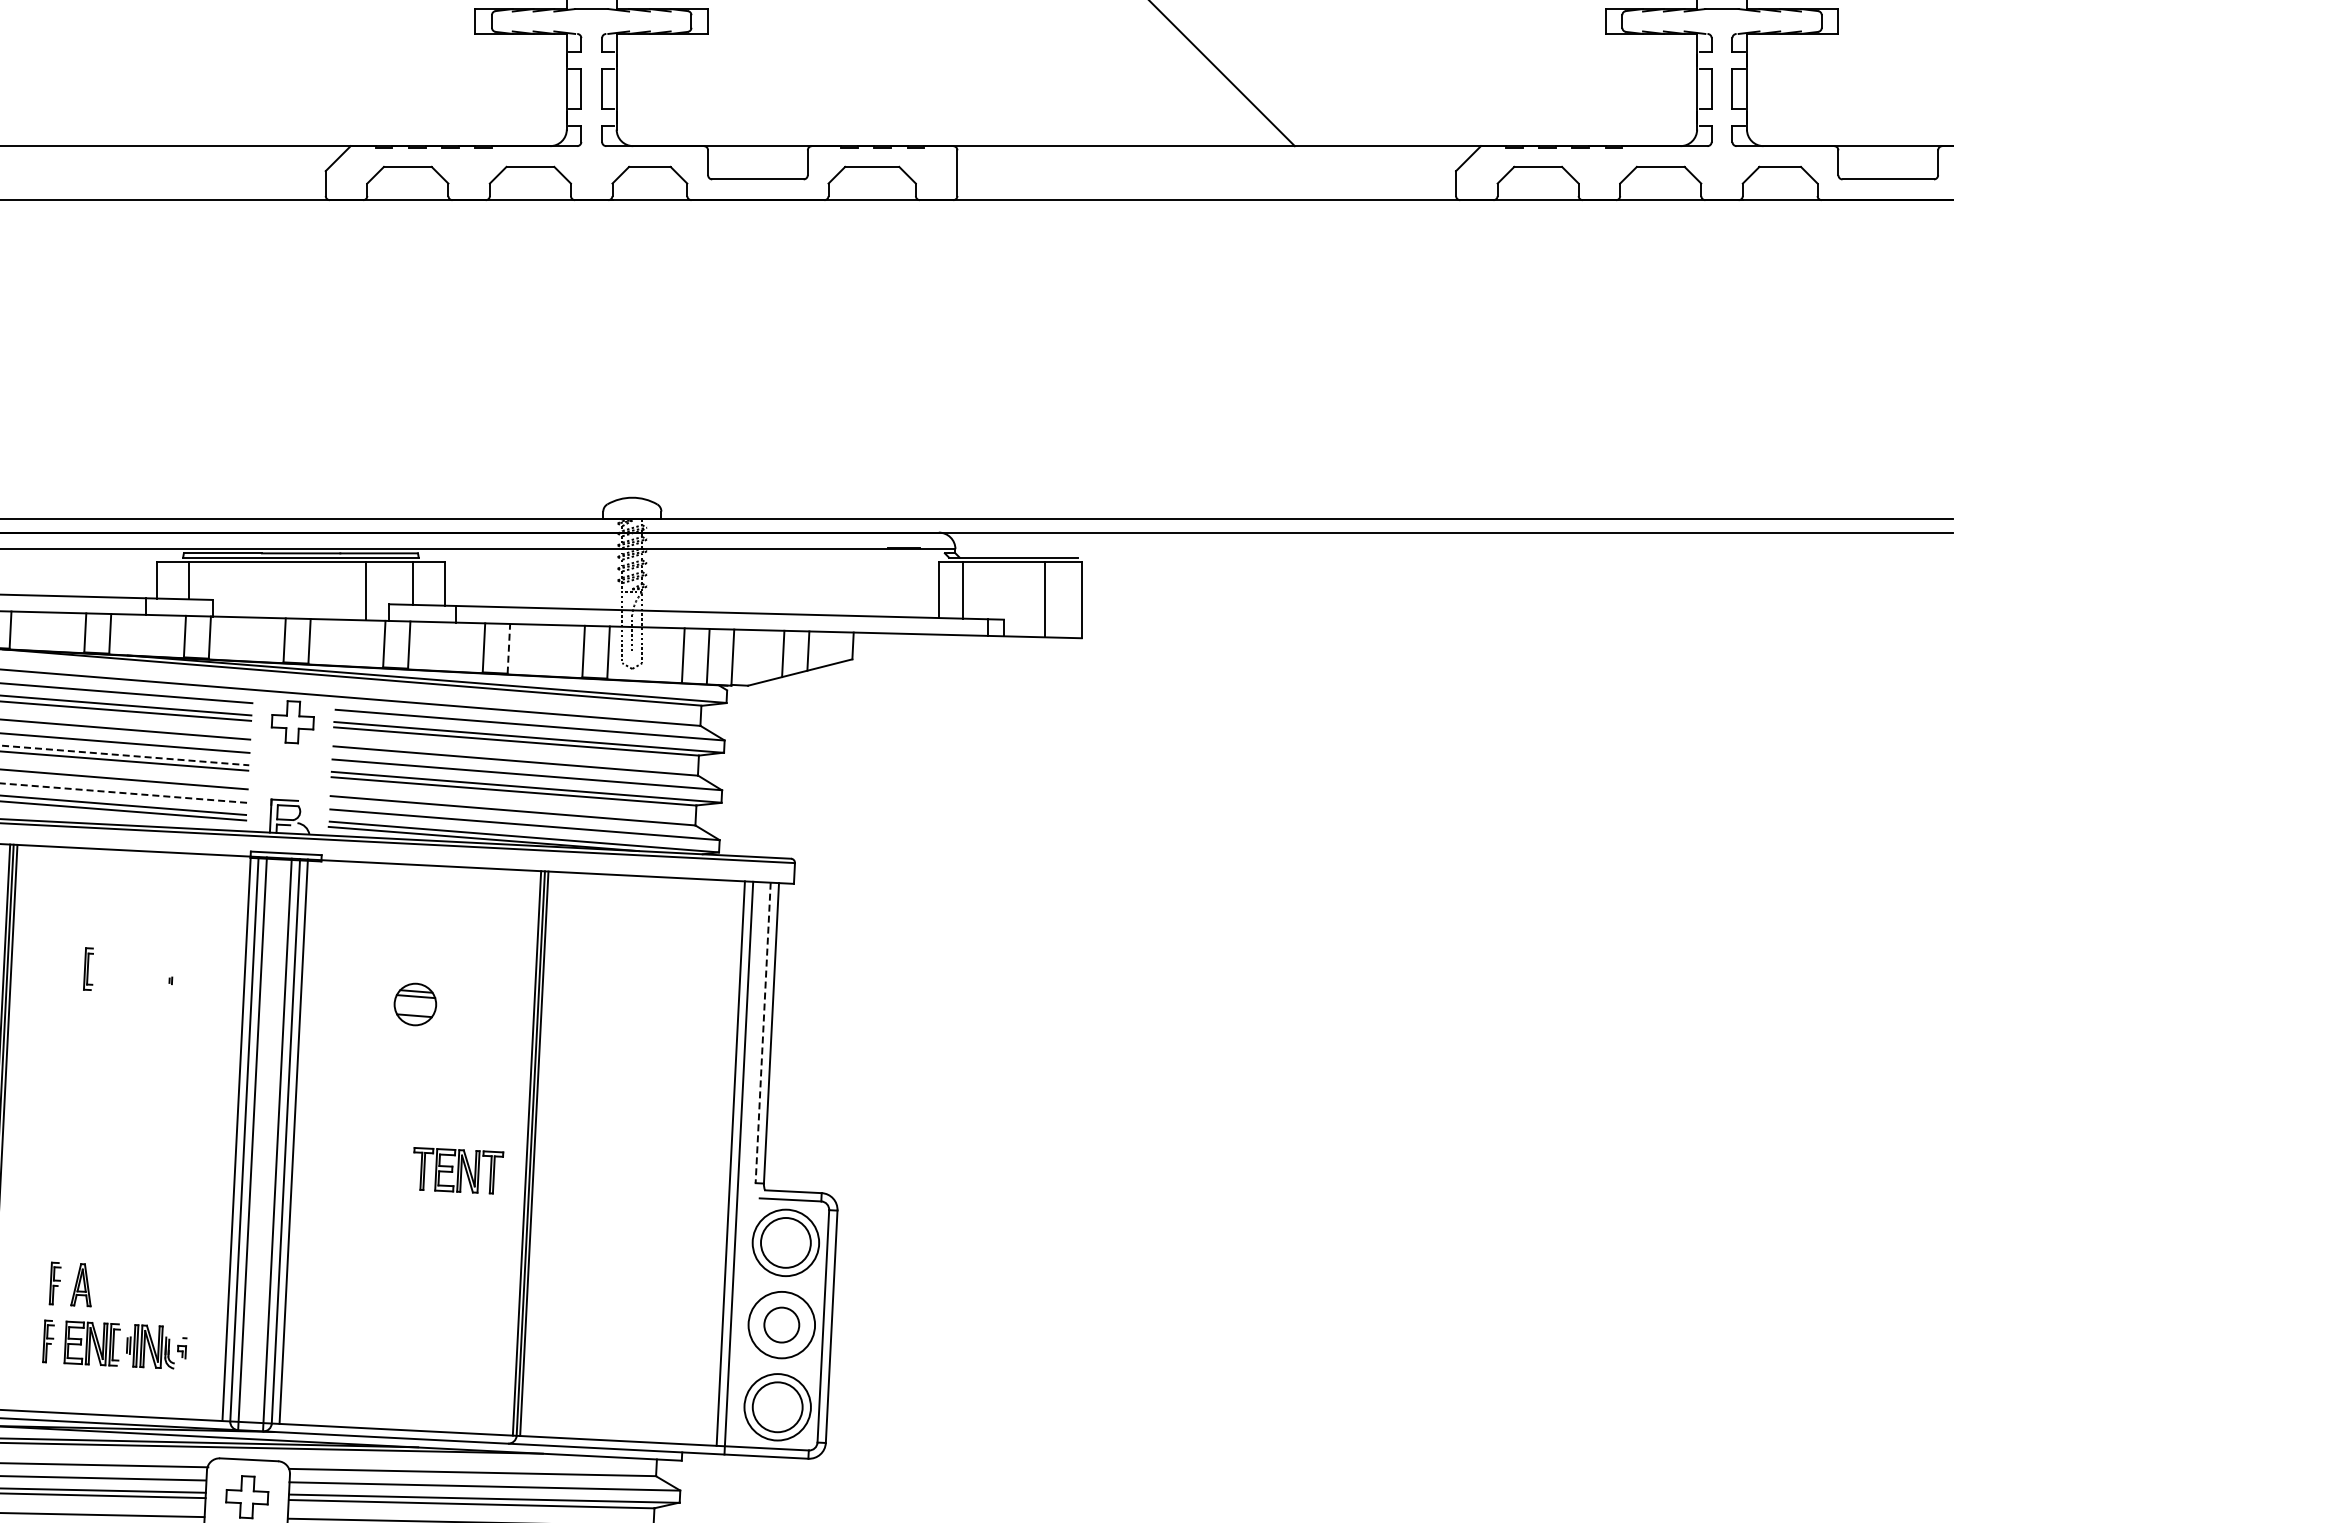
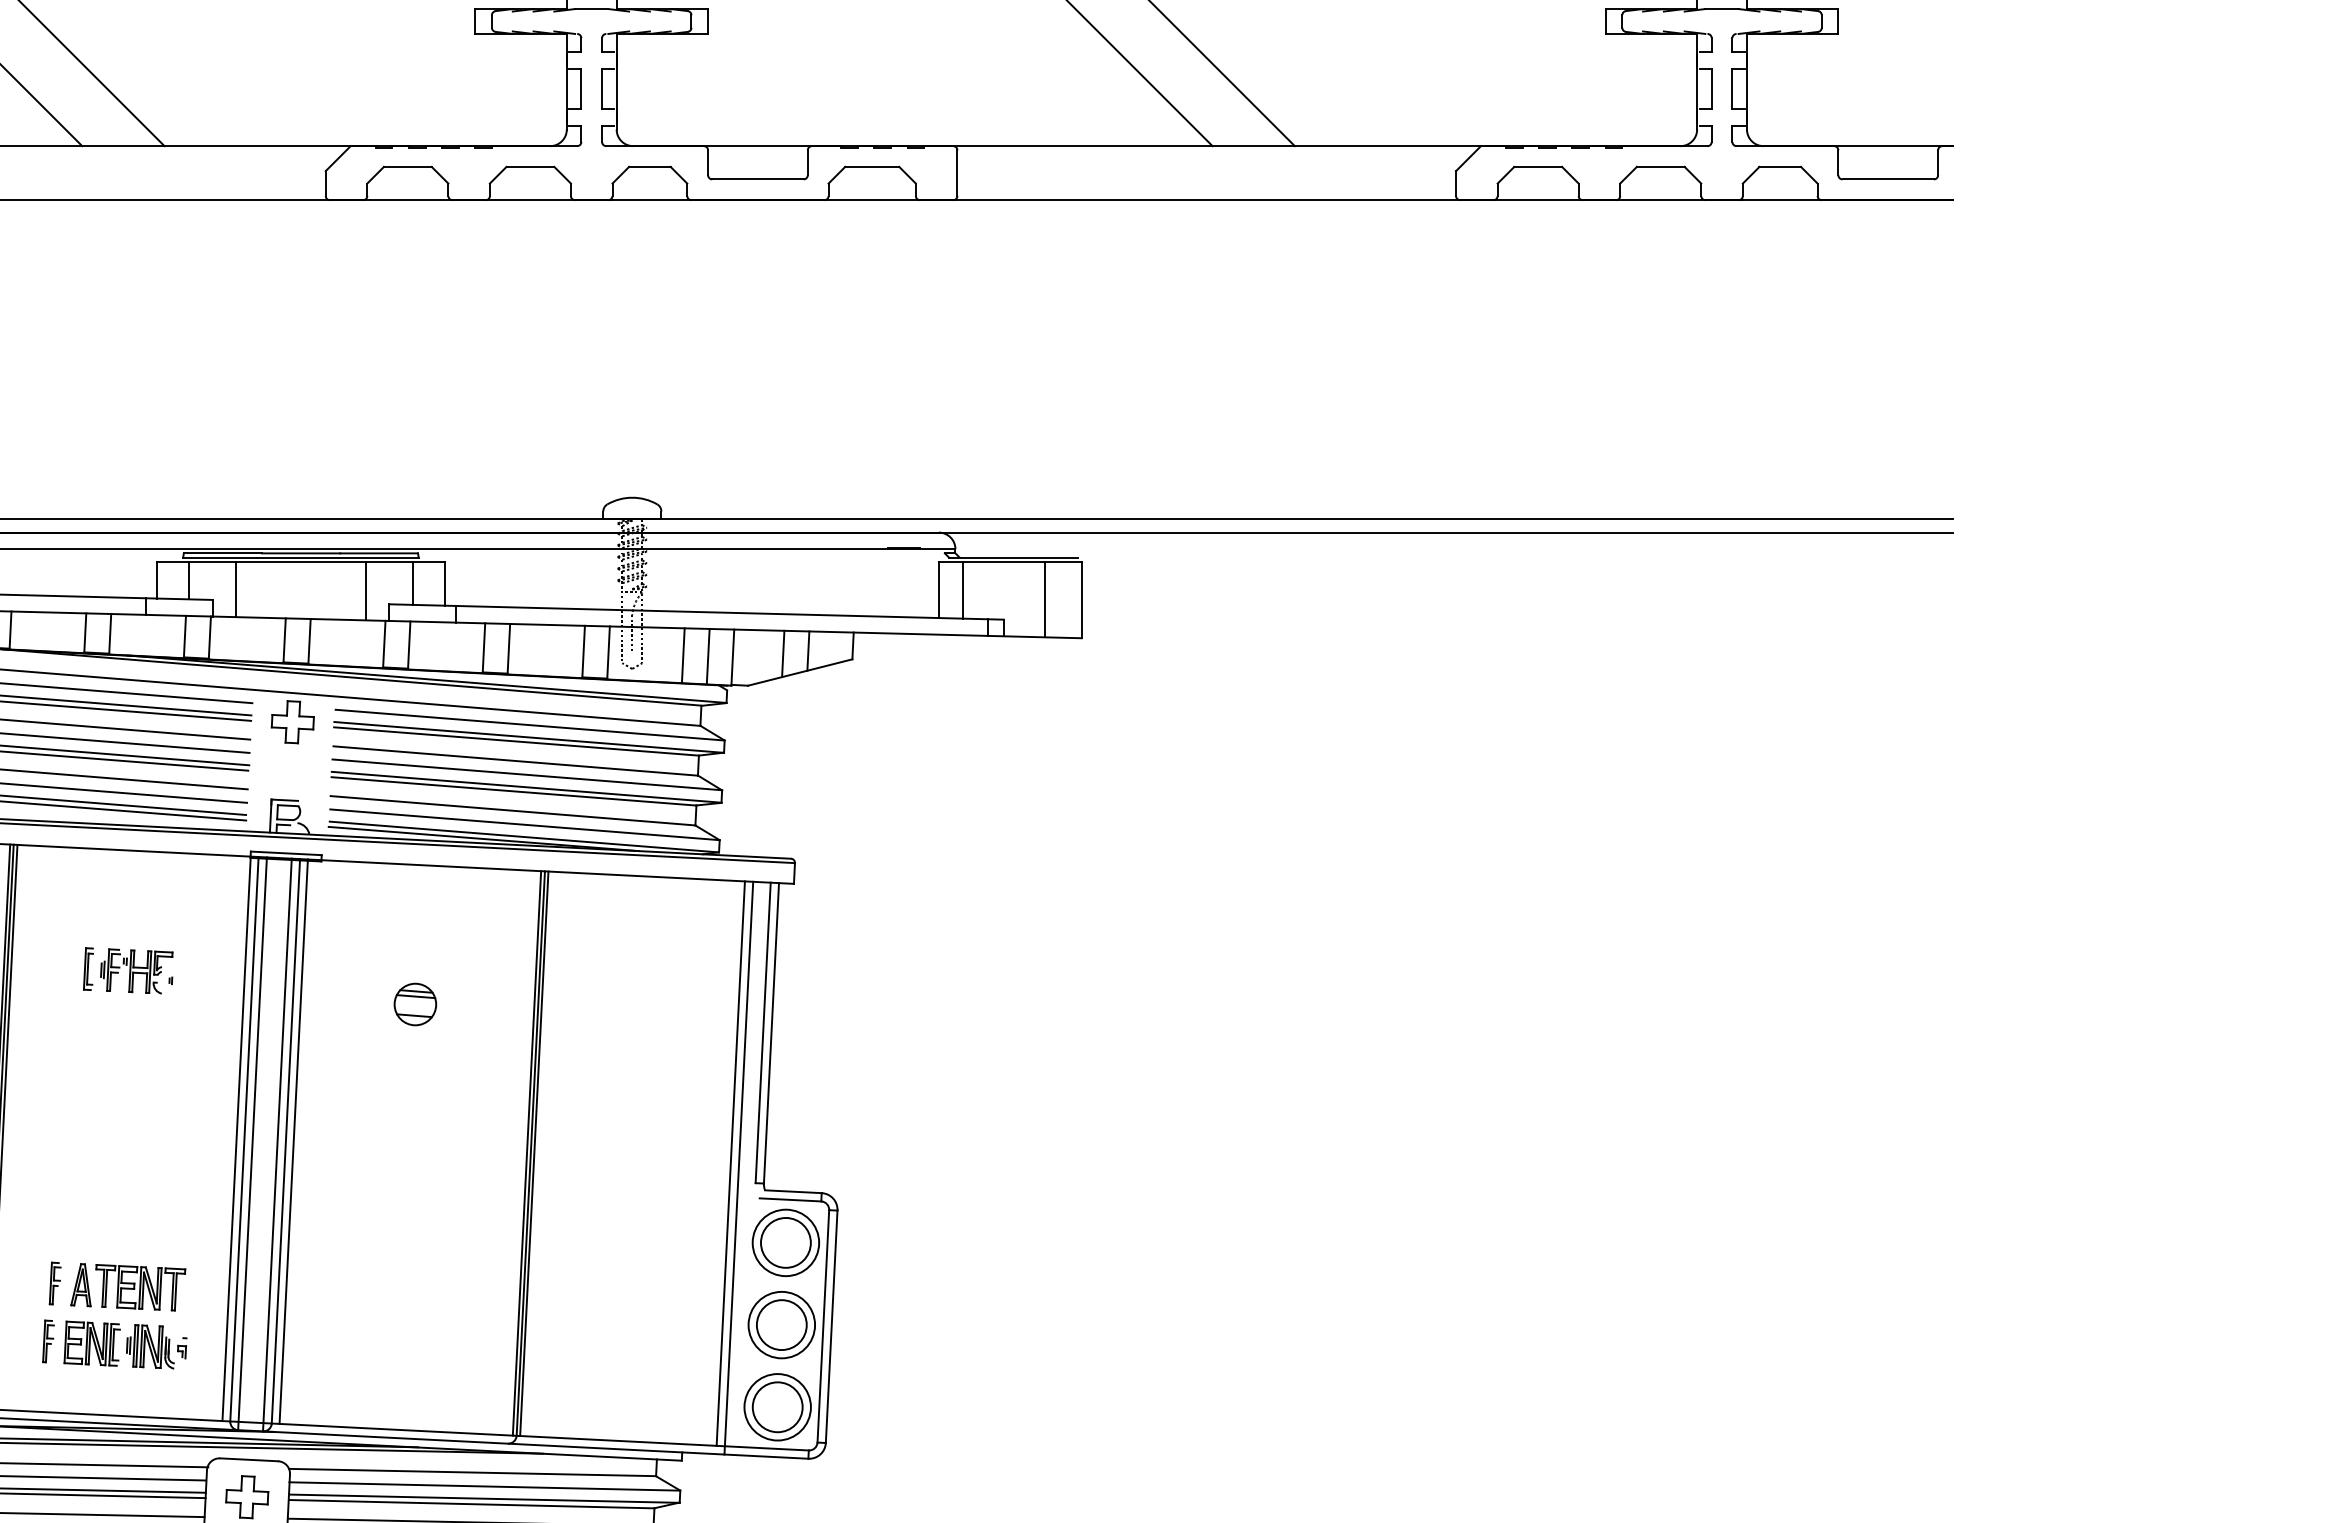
line: none -> present (92, 74)
line: none -> present (1140, 74)
line: none -> present (42, 106)
line: none -> present (236, 589)
line: dashed -> solid (508, 648)
line: dashed -> solid (124, 755)
line: dashed -> solid (123, 793)
part: none -> present (136, 971)
line: dashed -> solid (763, 1033)
part position: (458, 1170) -> (140, 1287) (140, 1287)
circle diameter: 35 px -> 50 px (781, 1325)
